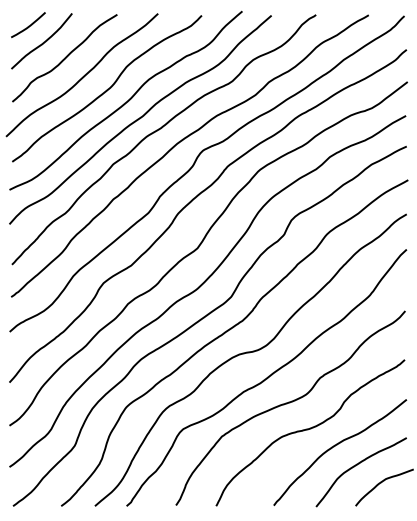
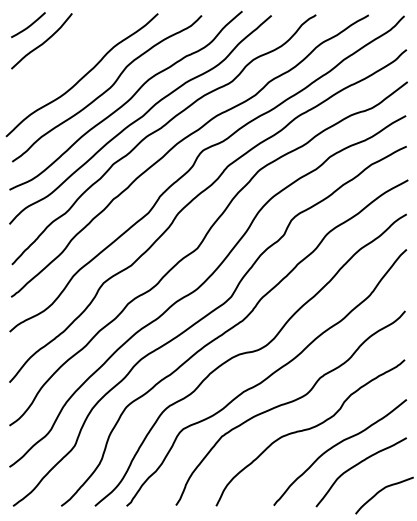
curve: present -> none (64, 58)
curve position: (381, 483) -> (381, 491) (381, 491)
